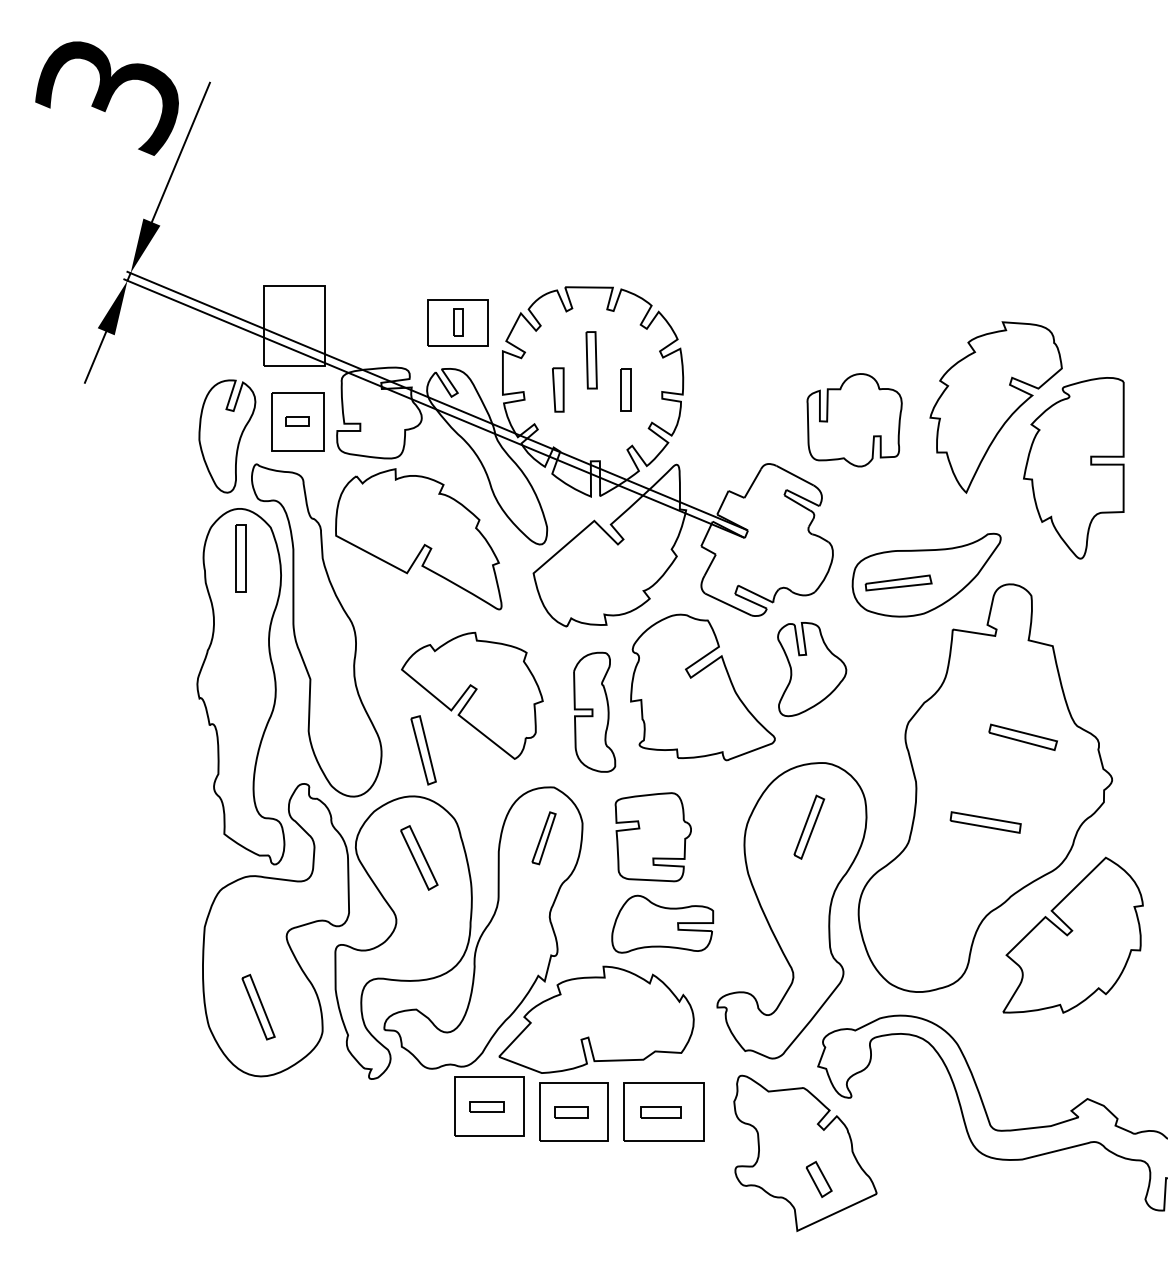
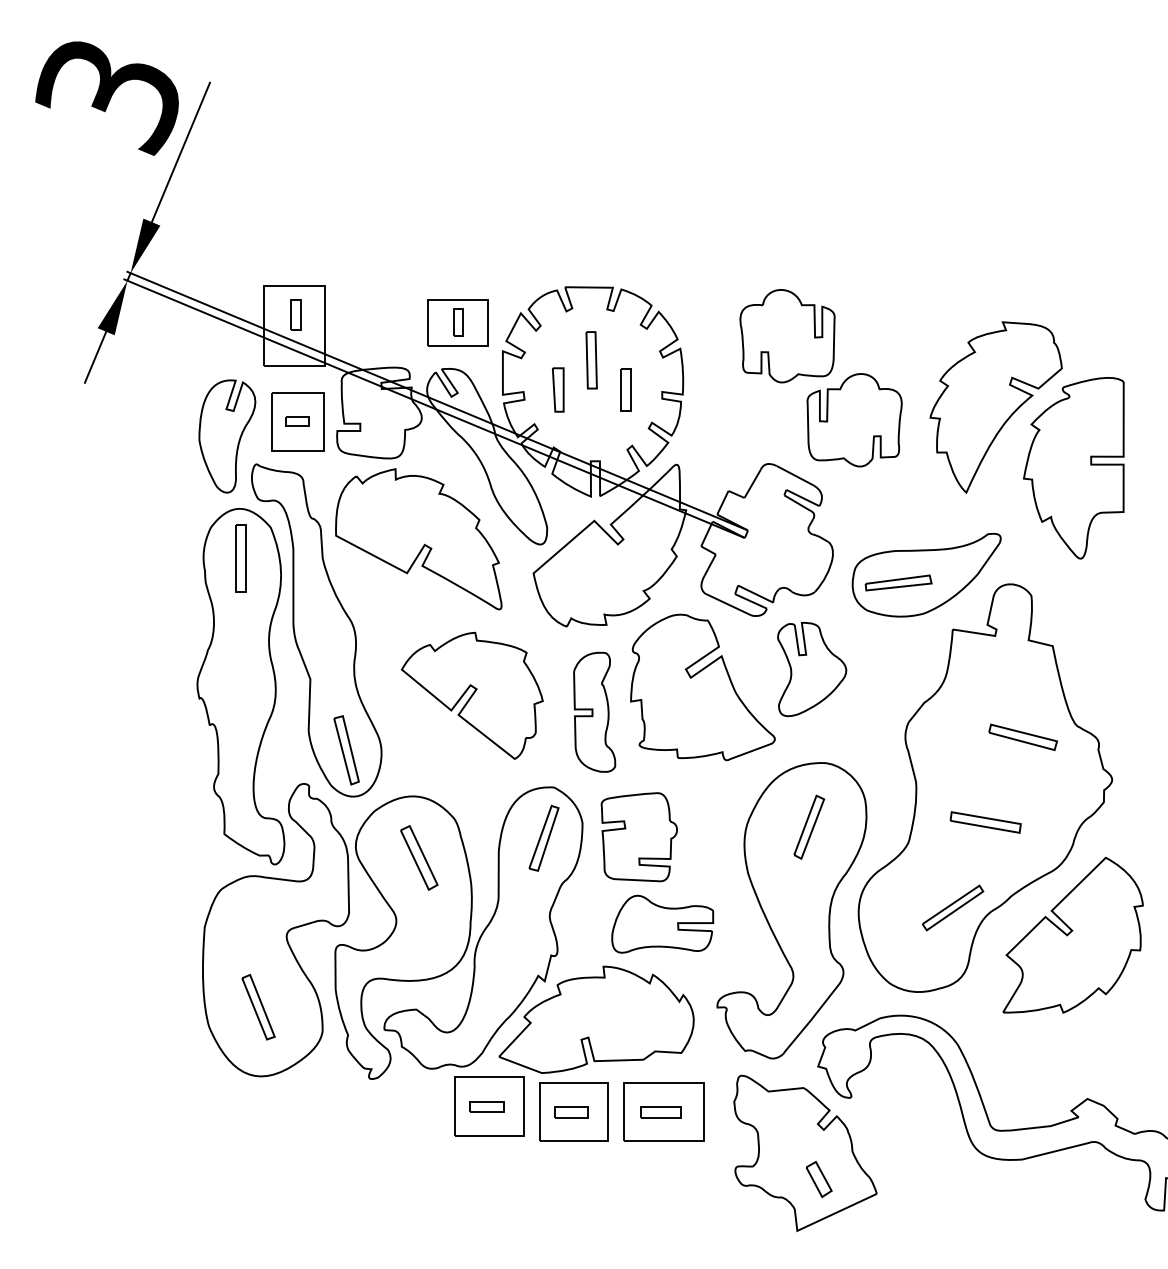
part: none -> present (295, 314)
part: none -> present (787, 336)
part position: (423, 750) -> (346, 750) (346, 750)
part position: (652, 837) -> (638, 837) (638, 837)
part size: 26x55 px -> 32x68 px (543, 837)
part: none -> present (953, 907)
